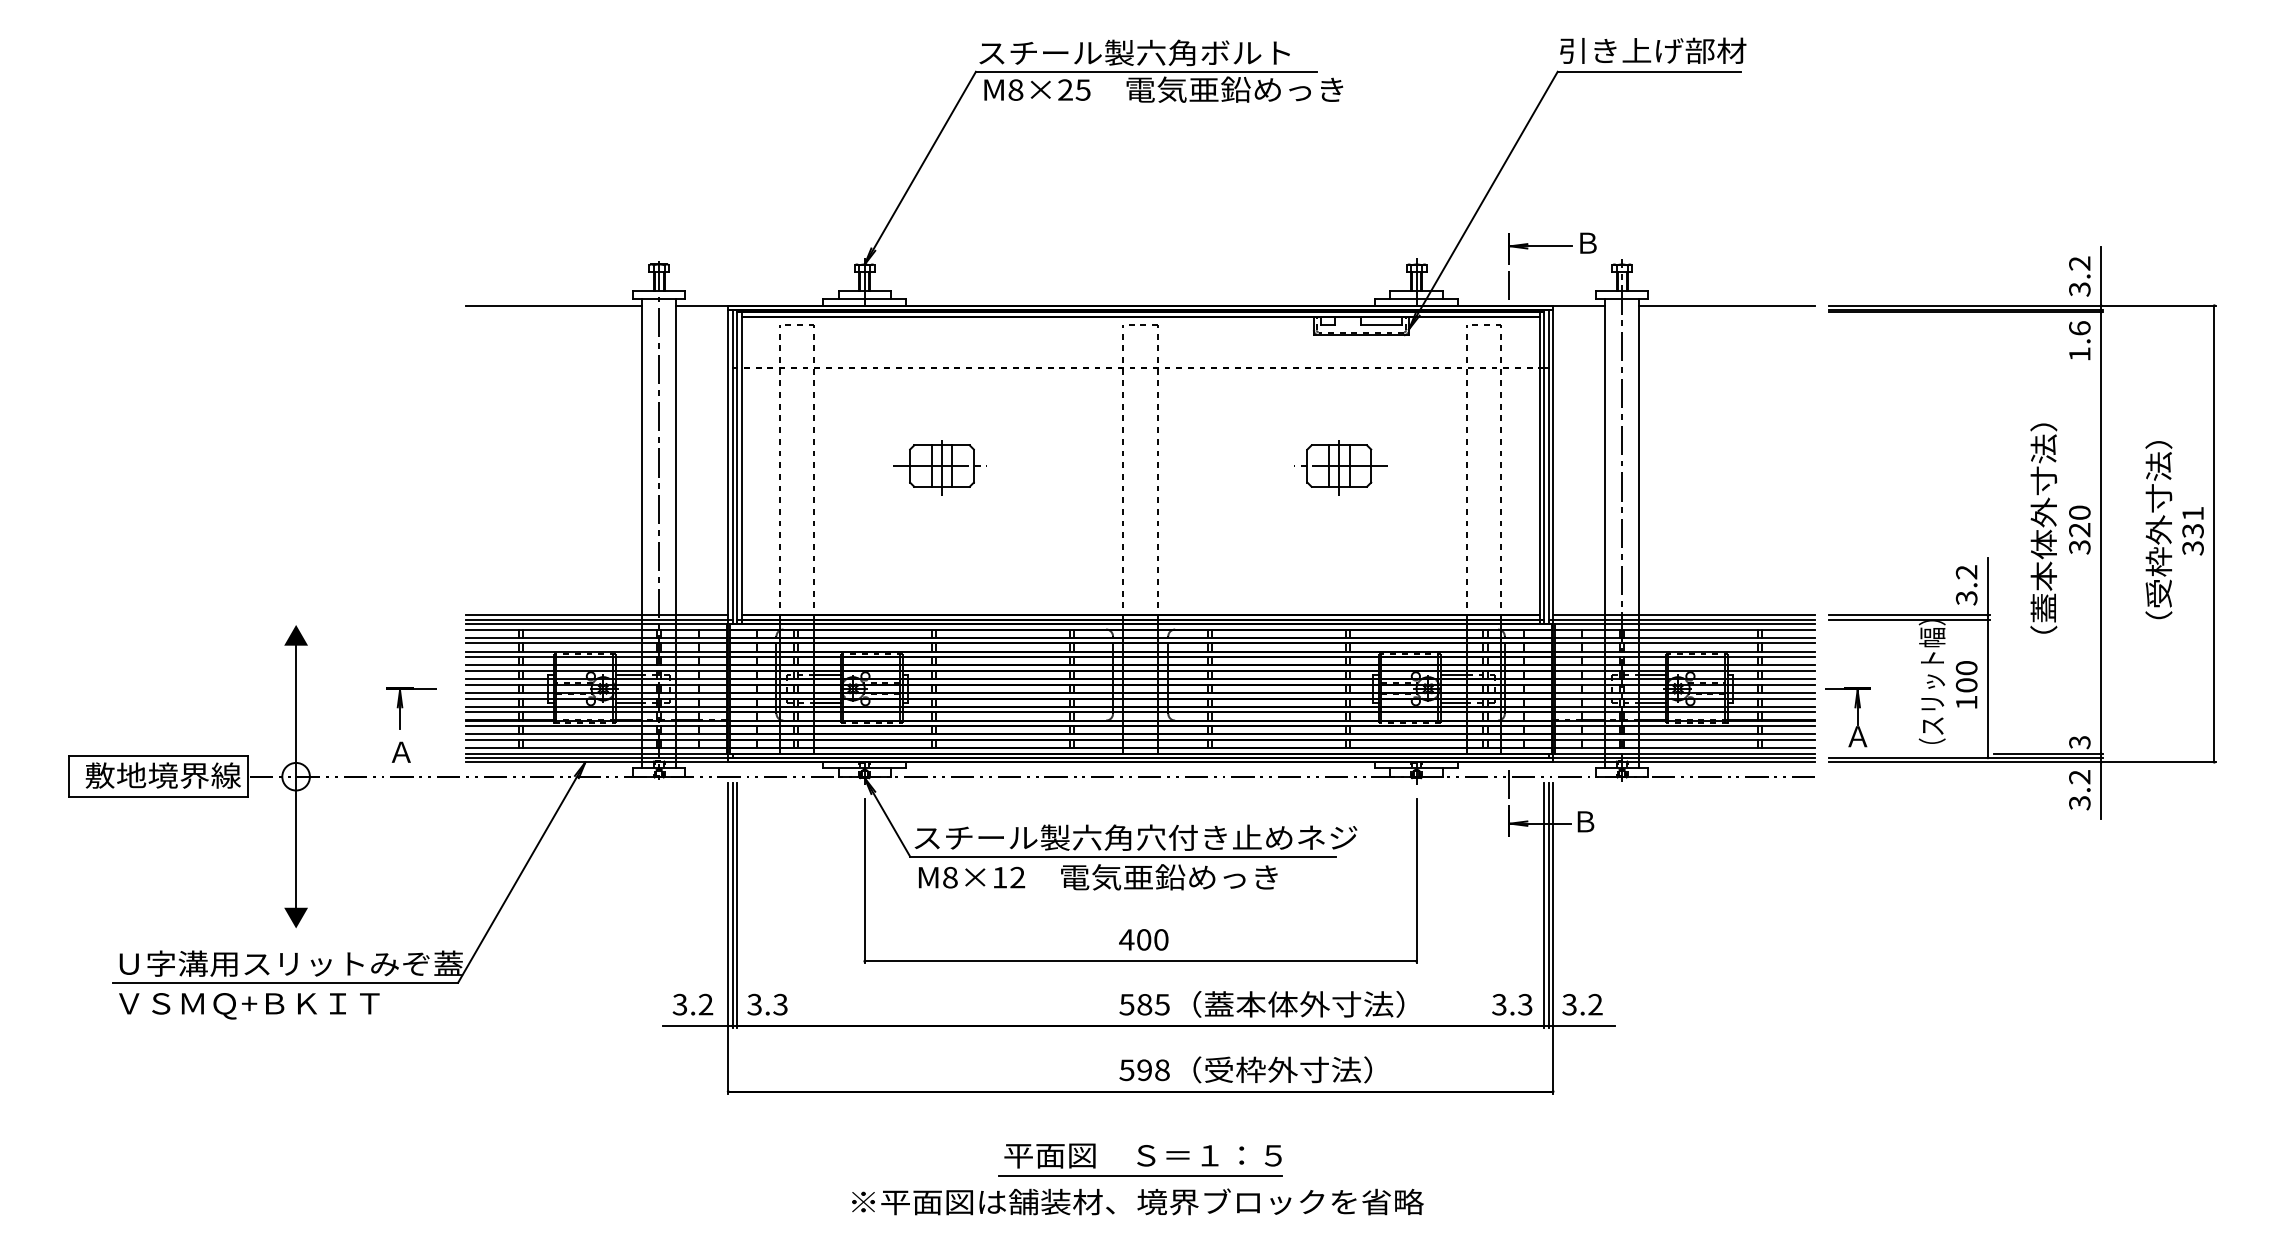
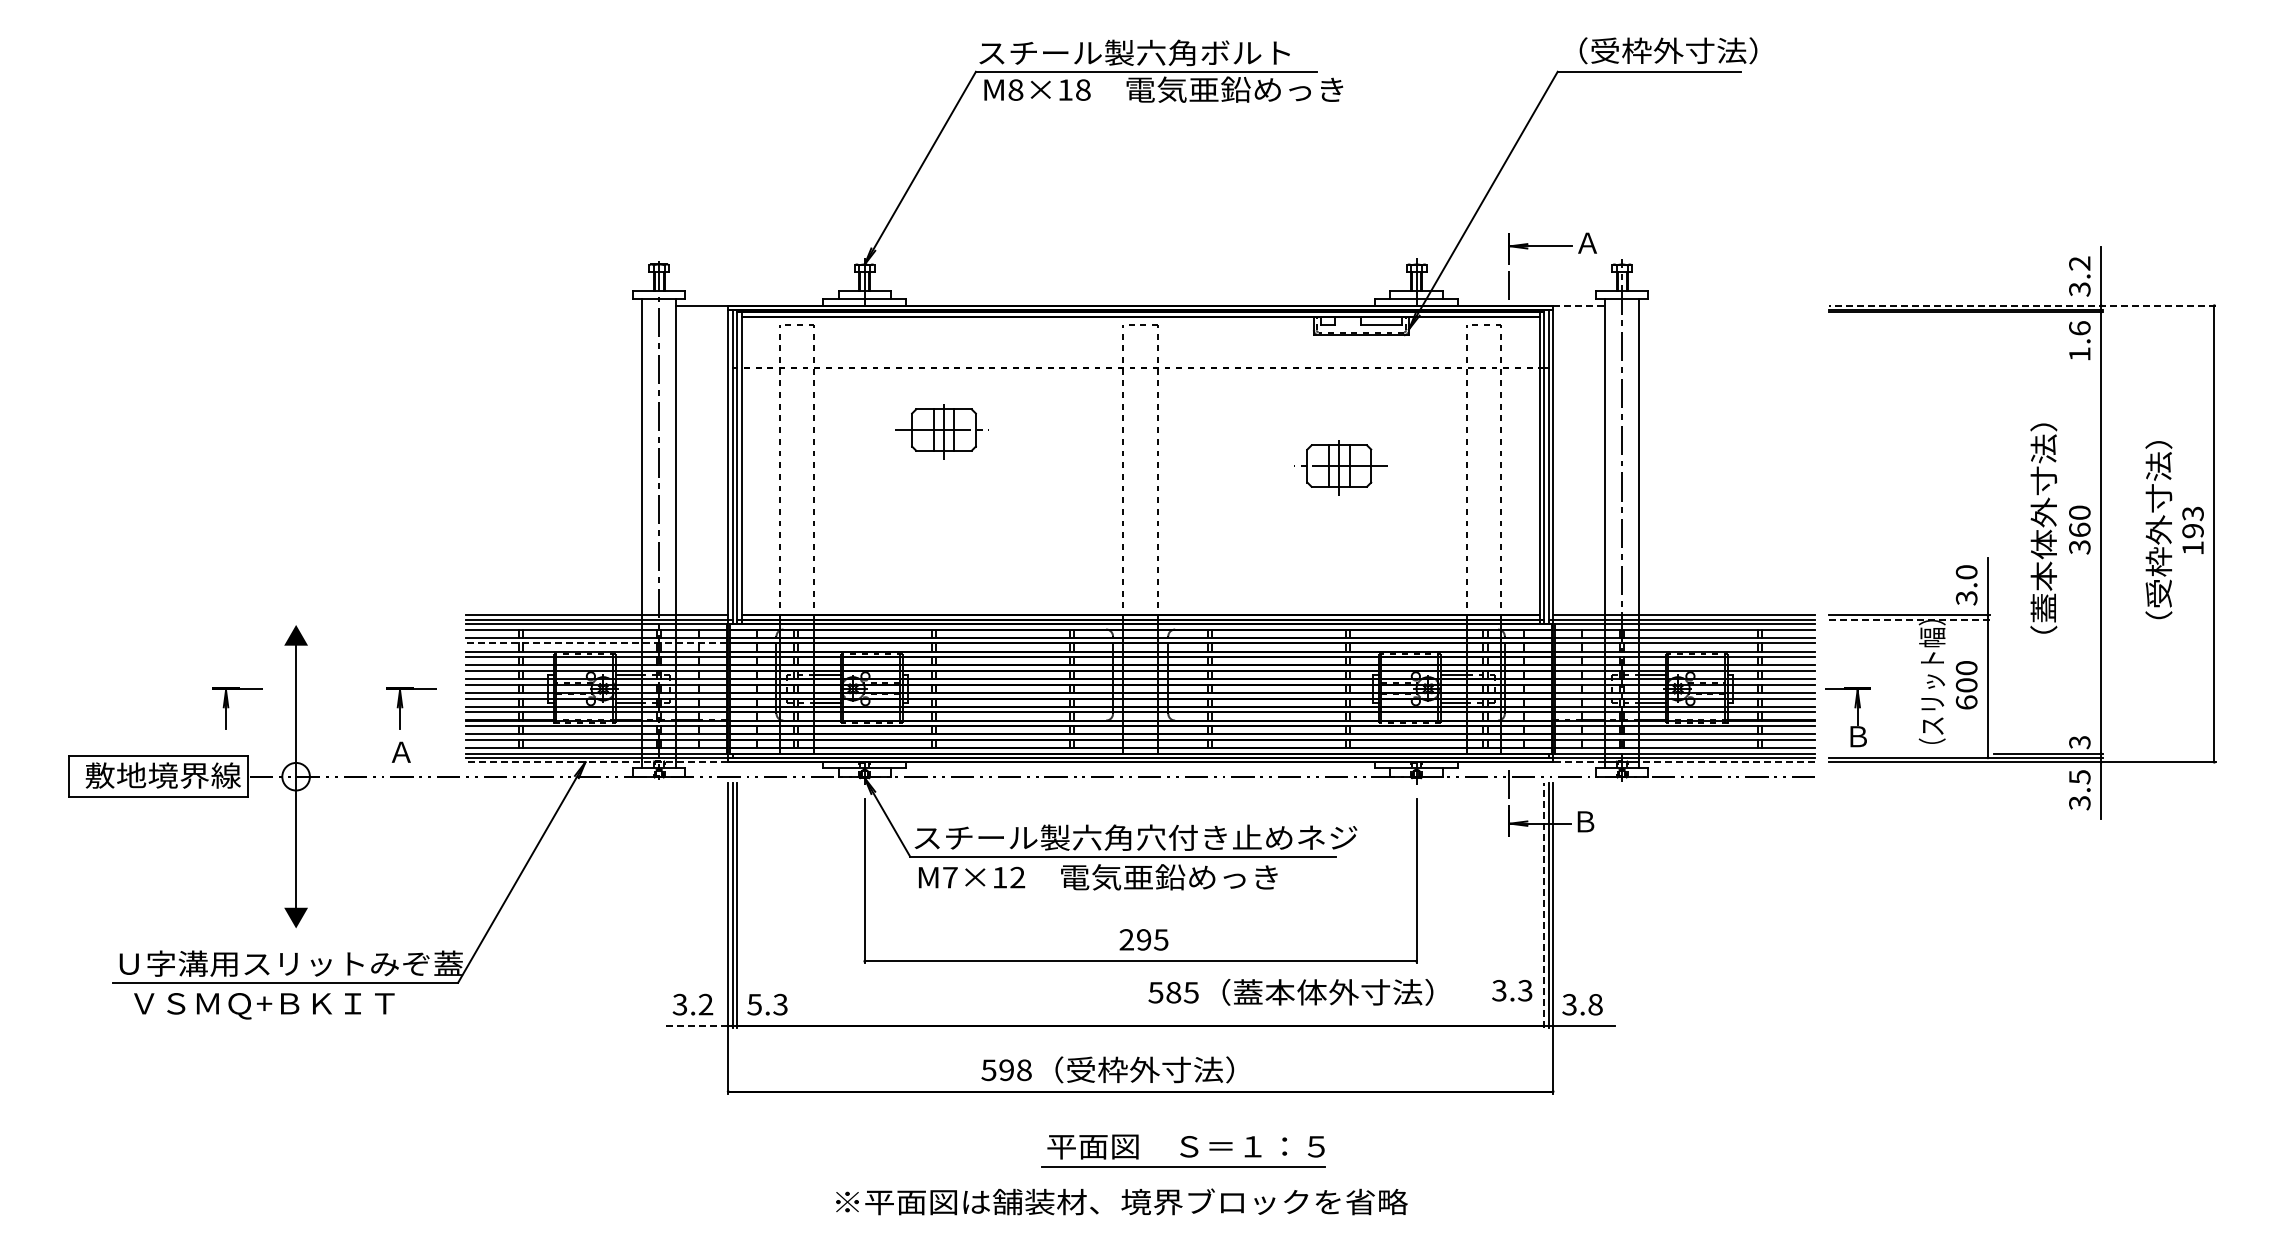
text: 引き上げ部材 -> （受枠外寸法） (1658, 50)
text: M8×25 -> M8×18 (1074, 89)
text: Ｂ -> Ａ (1587, 242)
line: solid -> dashed (2022, 305)
line: present -> none (553, 306)
line: solid -> dashed (1579, 306)
line: present -> none (1727, 306)
part position: (939, 467) -> (941, 431) (941, 431)
text: 320 -> 360 (2079, 529)
text: 331 -> 193 (2192, 530)
text: 3.2 -> 3.0 (1966, 572)
line: solid -> dashed (1909, 619)
line: solid -> dashed (595, 643)
text: 100 -> 600 (1966, 702)
part: none -> present (229, 707)
text: Ａ -> Ｂ (1857, 736)
line: solid -> dashed (596, 762)
line: solid -> dashed (1579, 762)
line: solid -> dashed (1727, 762)
text: 3.2 -> 3.5 (2079, 777)
text: M8×12 -> M7×12 (950, 877)
line: solid -> dashed (1544, 905)
text: 400 -> 295 (1143, 939)
text: 3.3 -> 5.3 (754, 1003)
text position: (1261, 1004) -> (1290, 992) (1290, 992)
text position: (1512, 1004) -> (1512, 990) (1512, 990)
text: 3.2 -> 3.8 (1595, 1004)
text position: (249, 1006) -> (264, 1006) (264, 1006)
line: solid -> dashed (695, 1026)
text position: (1245, 1069) -> (1107, 1069) (1107, 1069)
part position: (1140, 1159) -> (1183, 1150) (1183, 1150)
text position: (1137, 1201) -> (1121, 1201) (1121, 1201)
